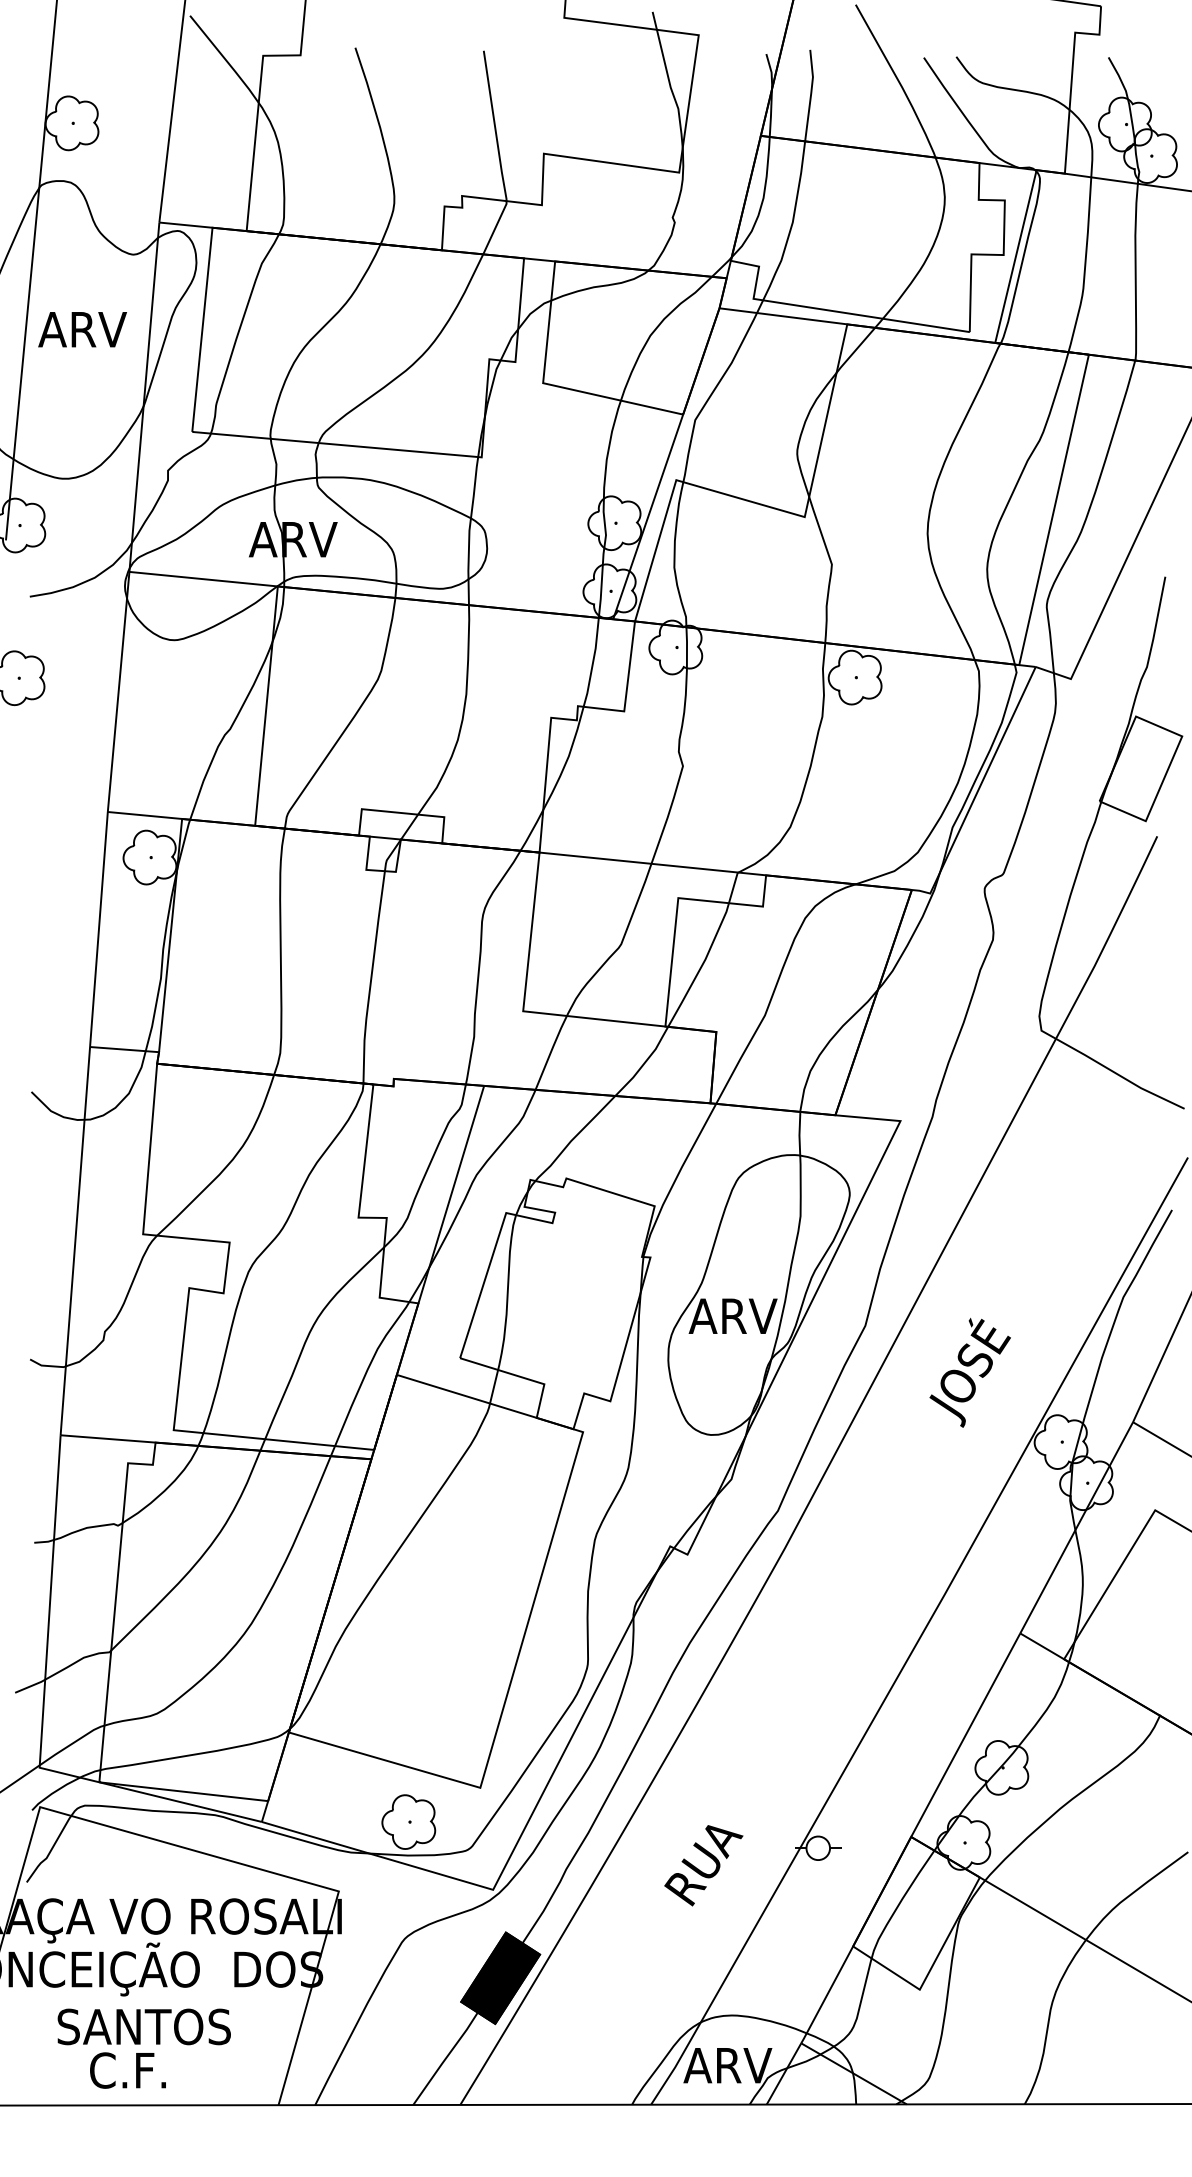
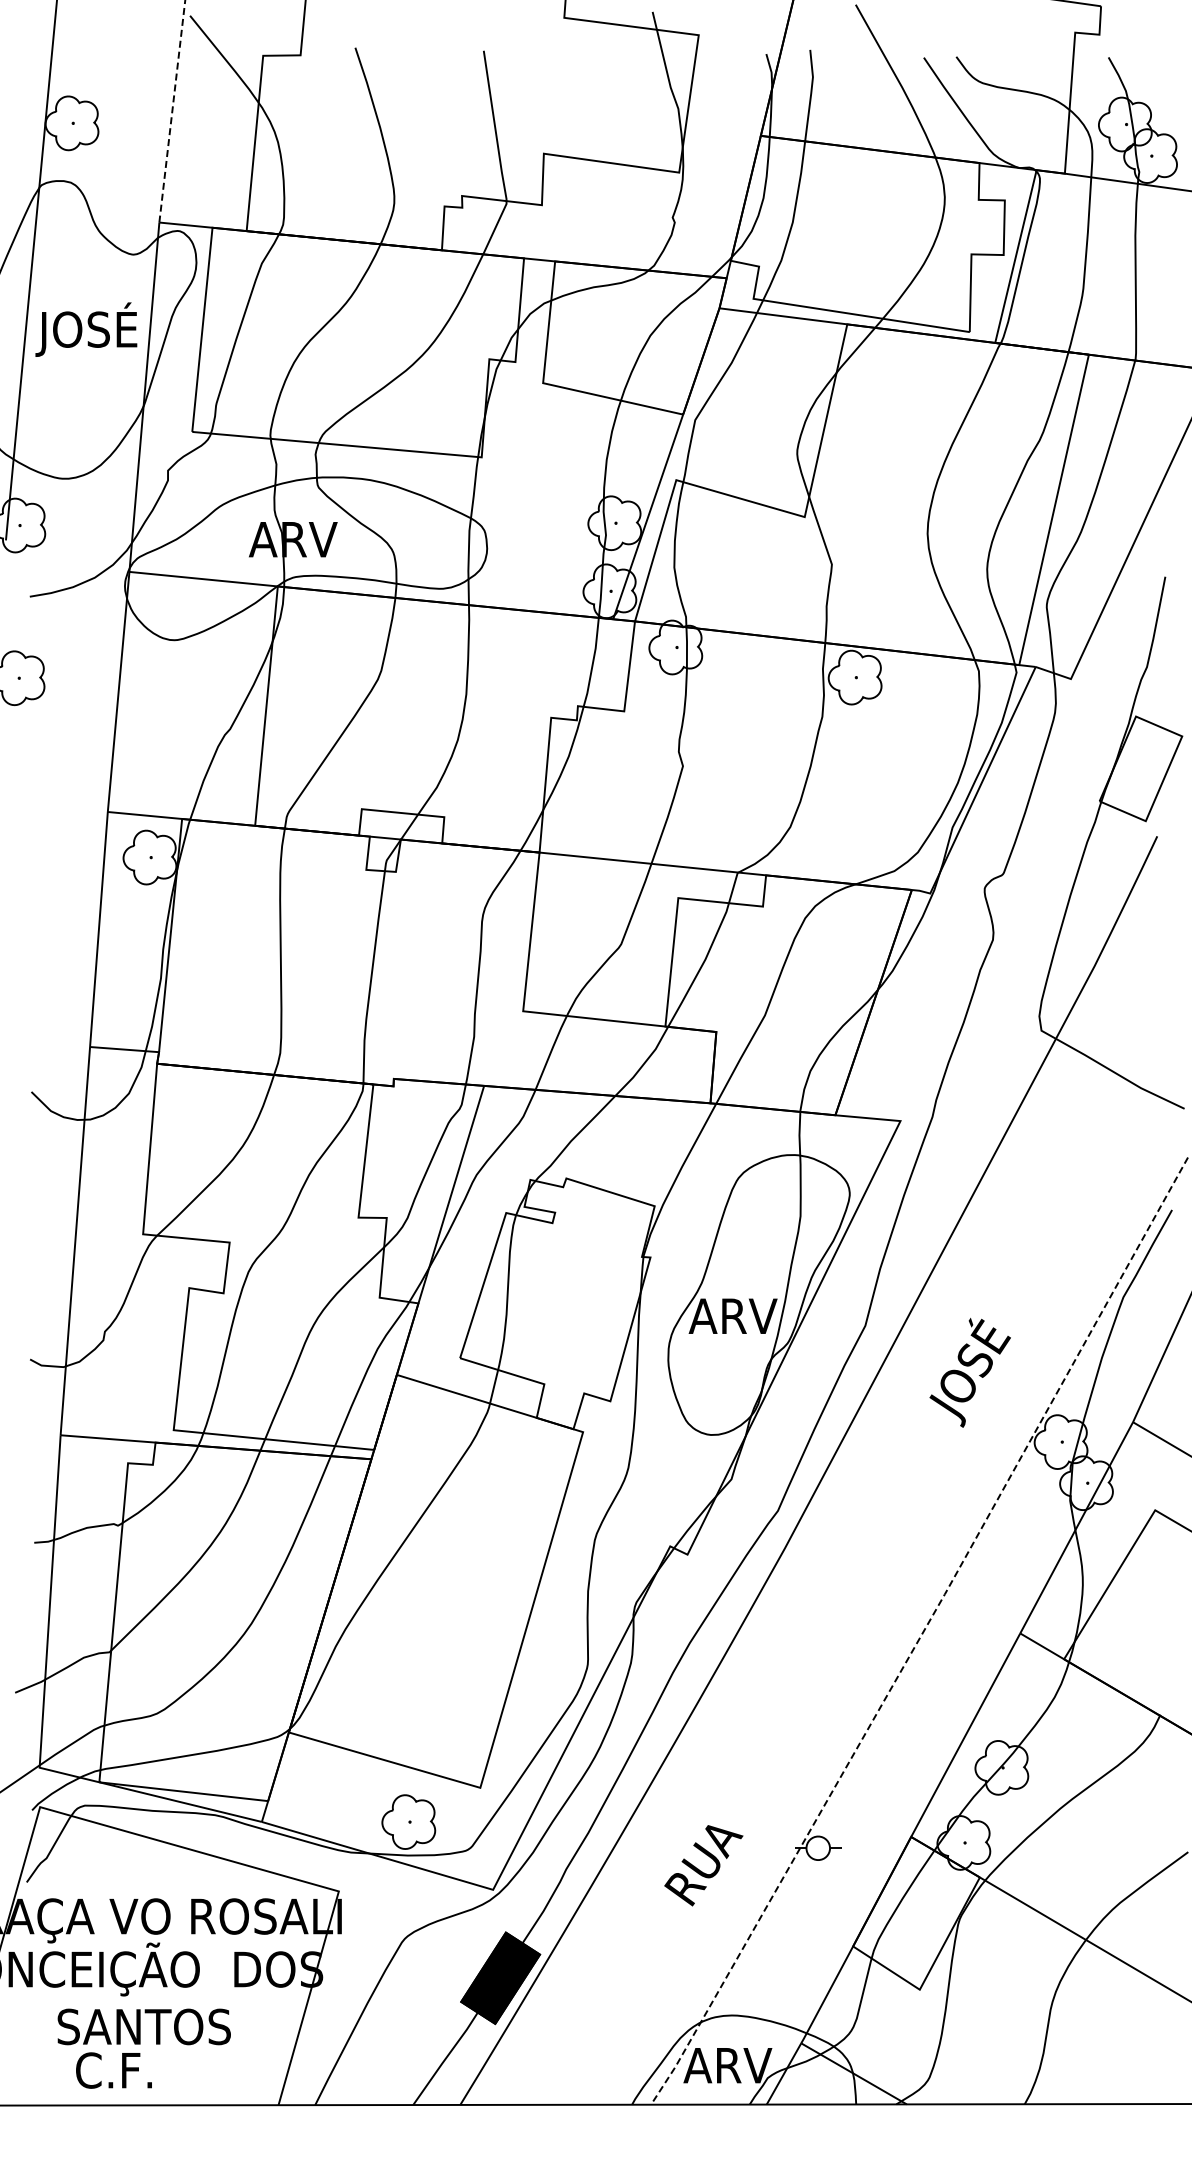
line: solid -> dashed (172, 111)
text: ARV -> JOSÉ (86, 329)
line: solid -> dashed (922, 1633)
text position: (127, 2070) -> (113, 2070) (113, 2070)
